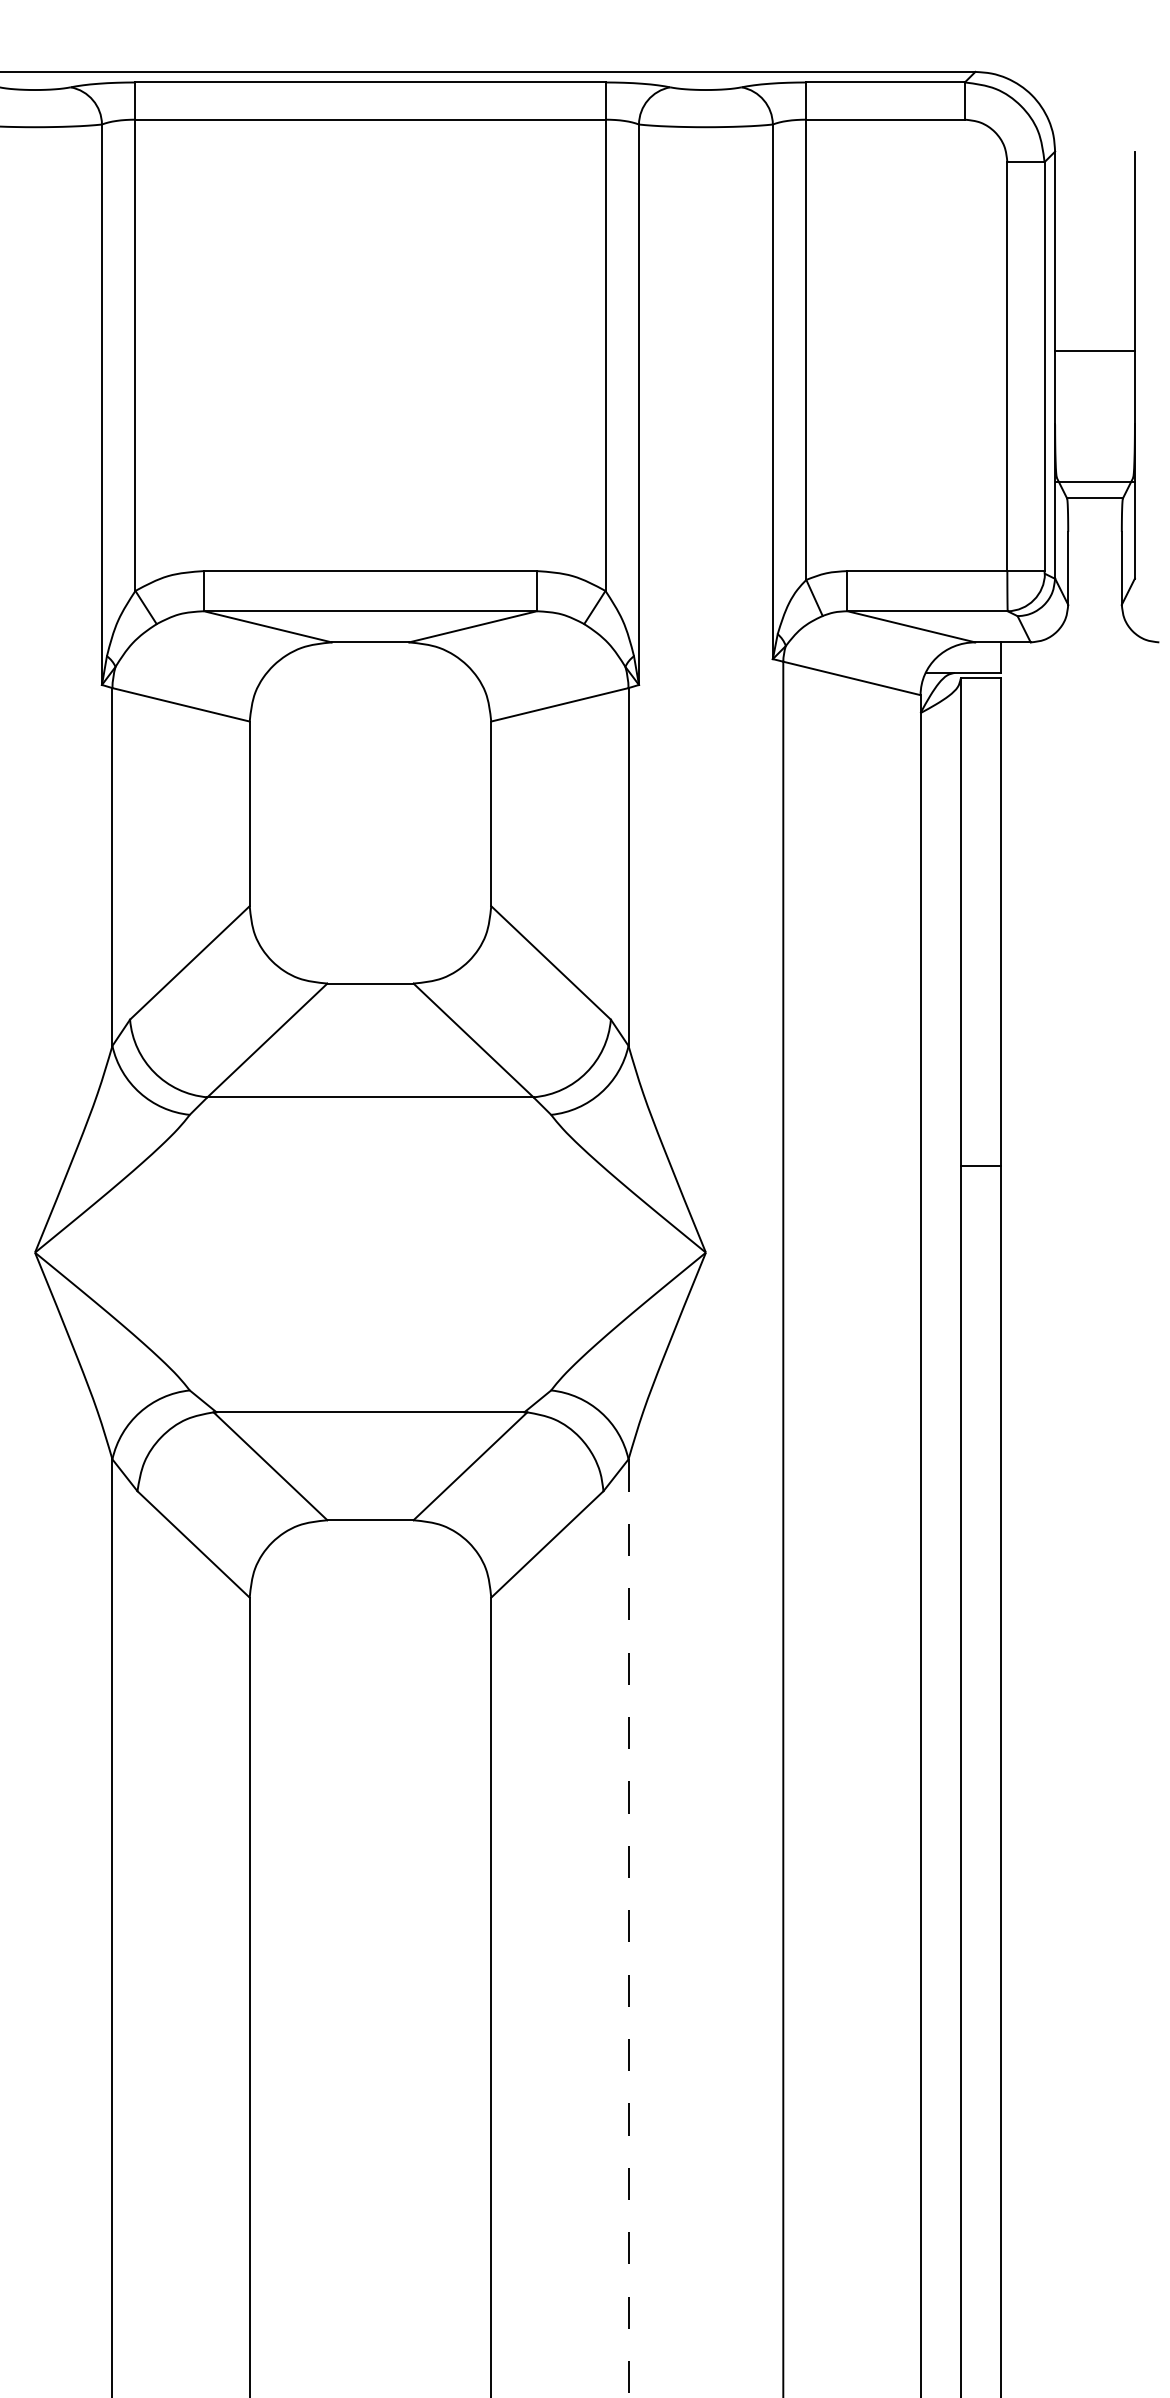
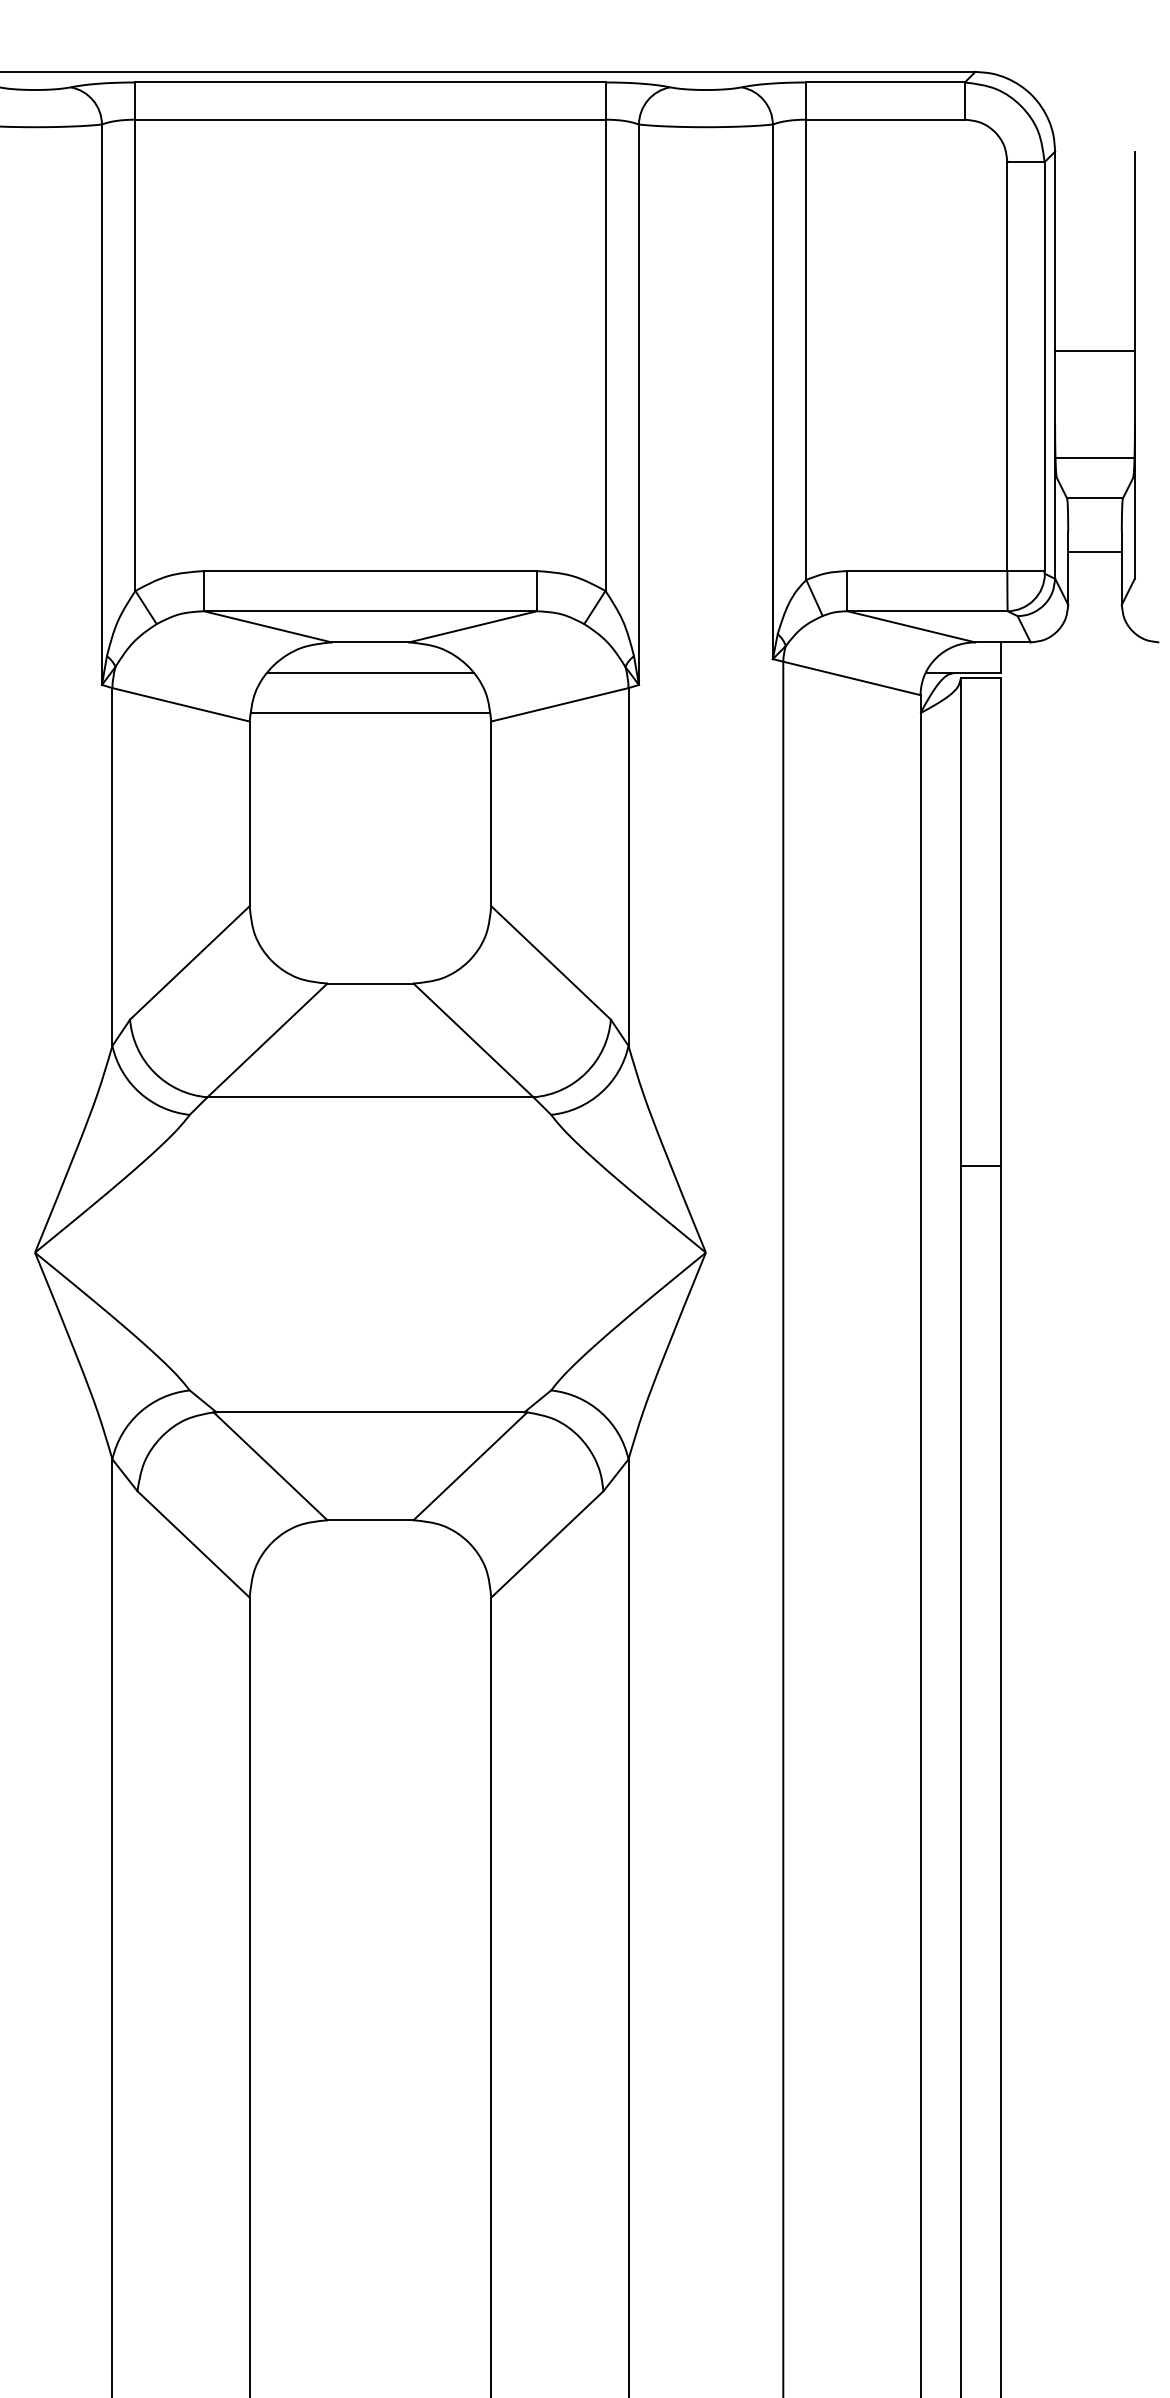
line position: (1094, 482) -> (1094, 458) (1094, 458)
line: none -> present (1094, 552)
line: none -> present (370, 672)
line: none -> present (370, 713)
line: dashed -> solid (628, 1928)
